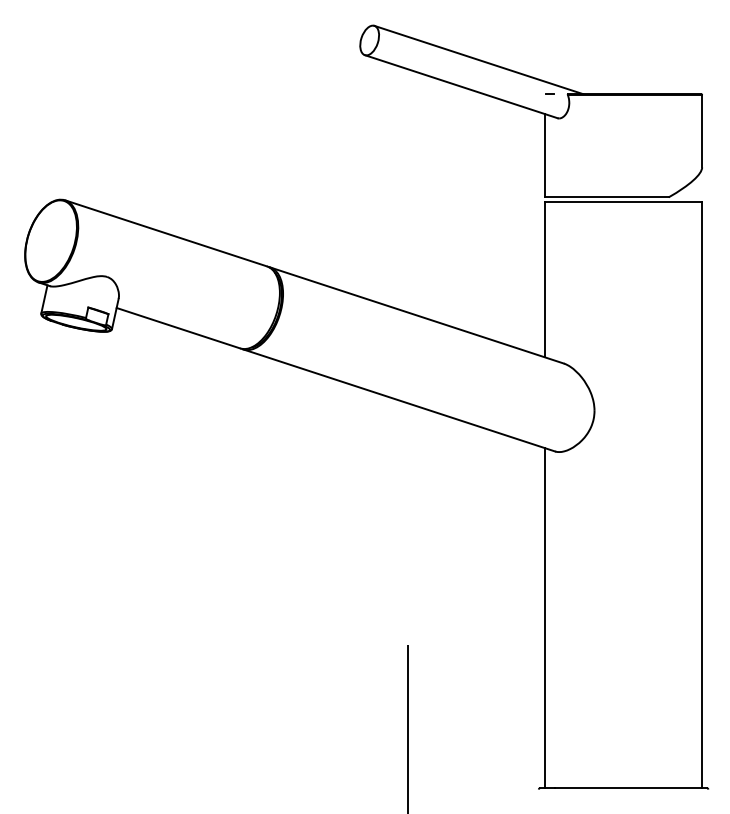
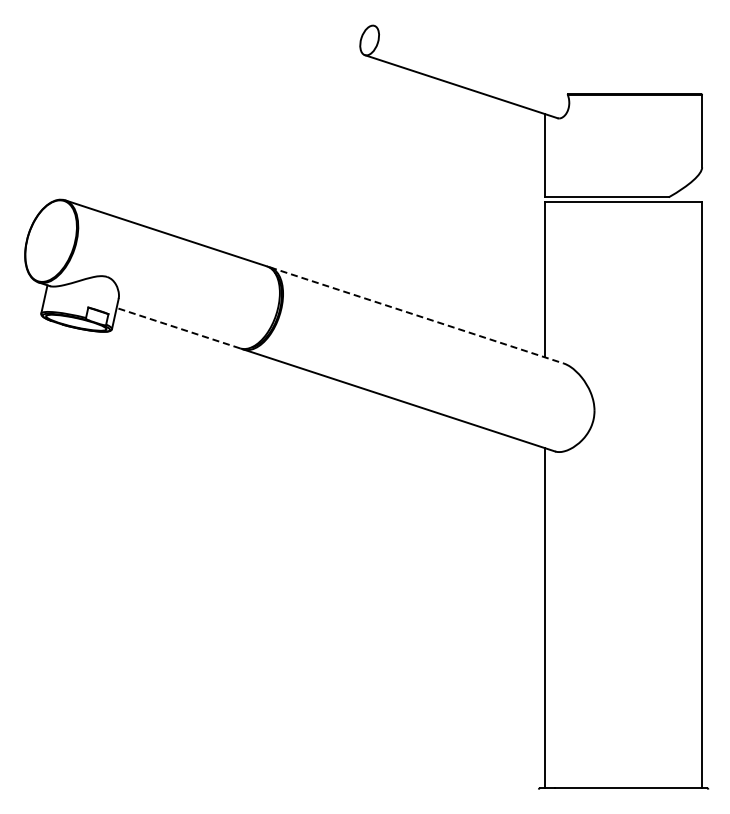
line: present -> none (478, 59)
line: present -> none (549, 93)
line: solid -> dashed (417, 315)
line: solid -> dashed (178, 328)
line: present -> none (407, 727)
